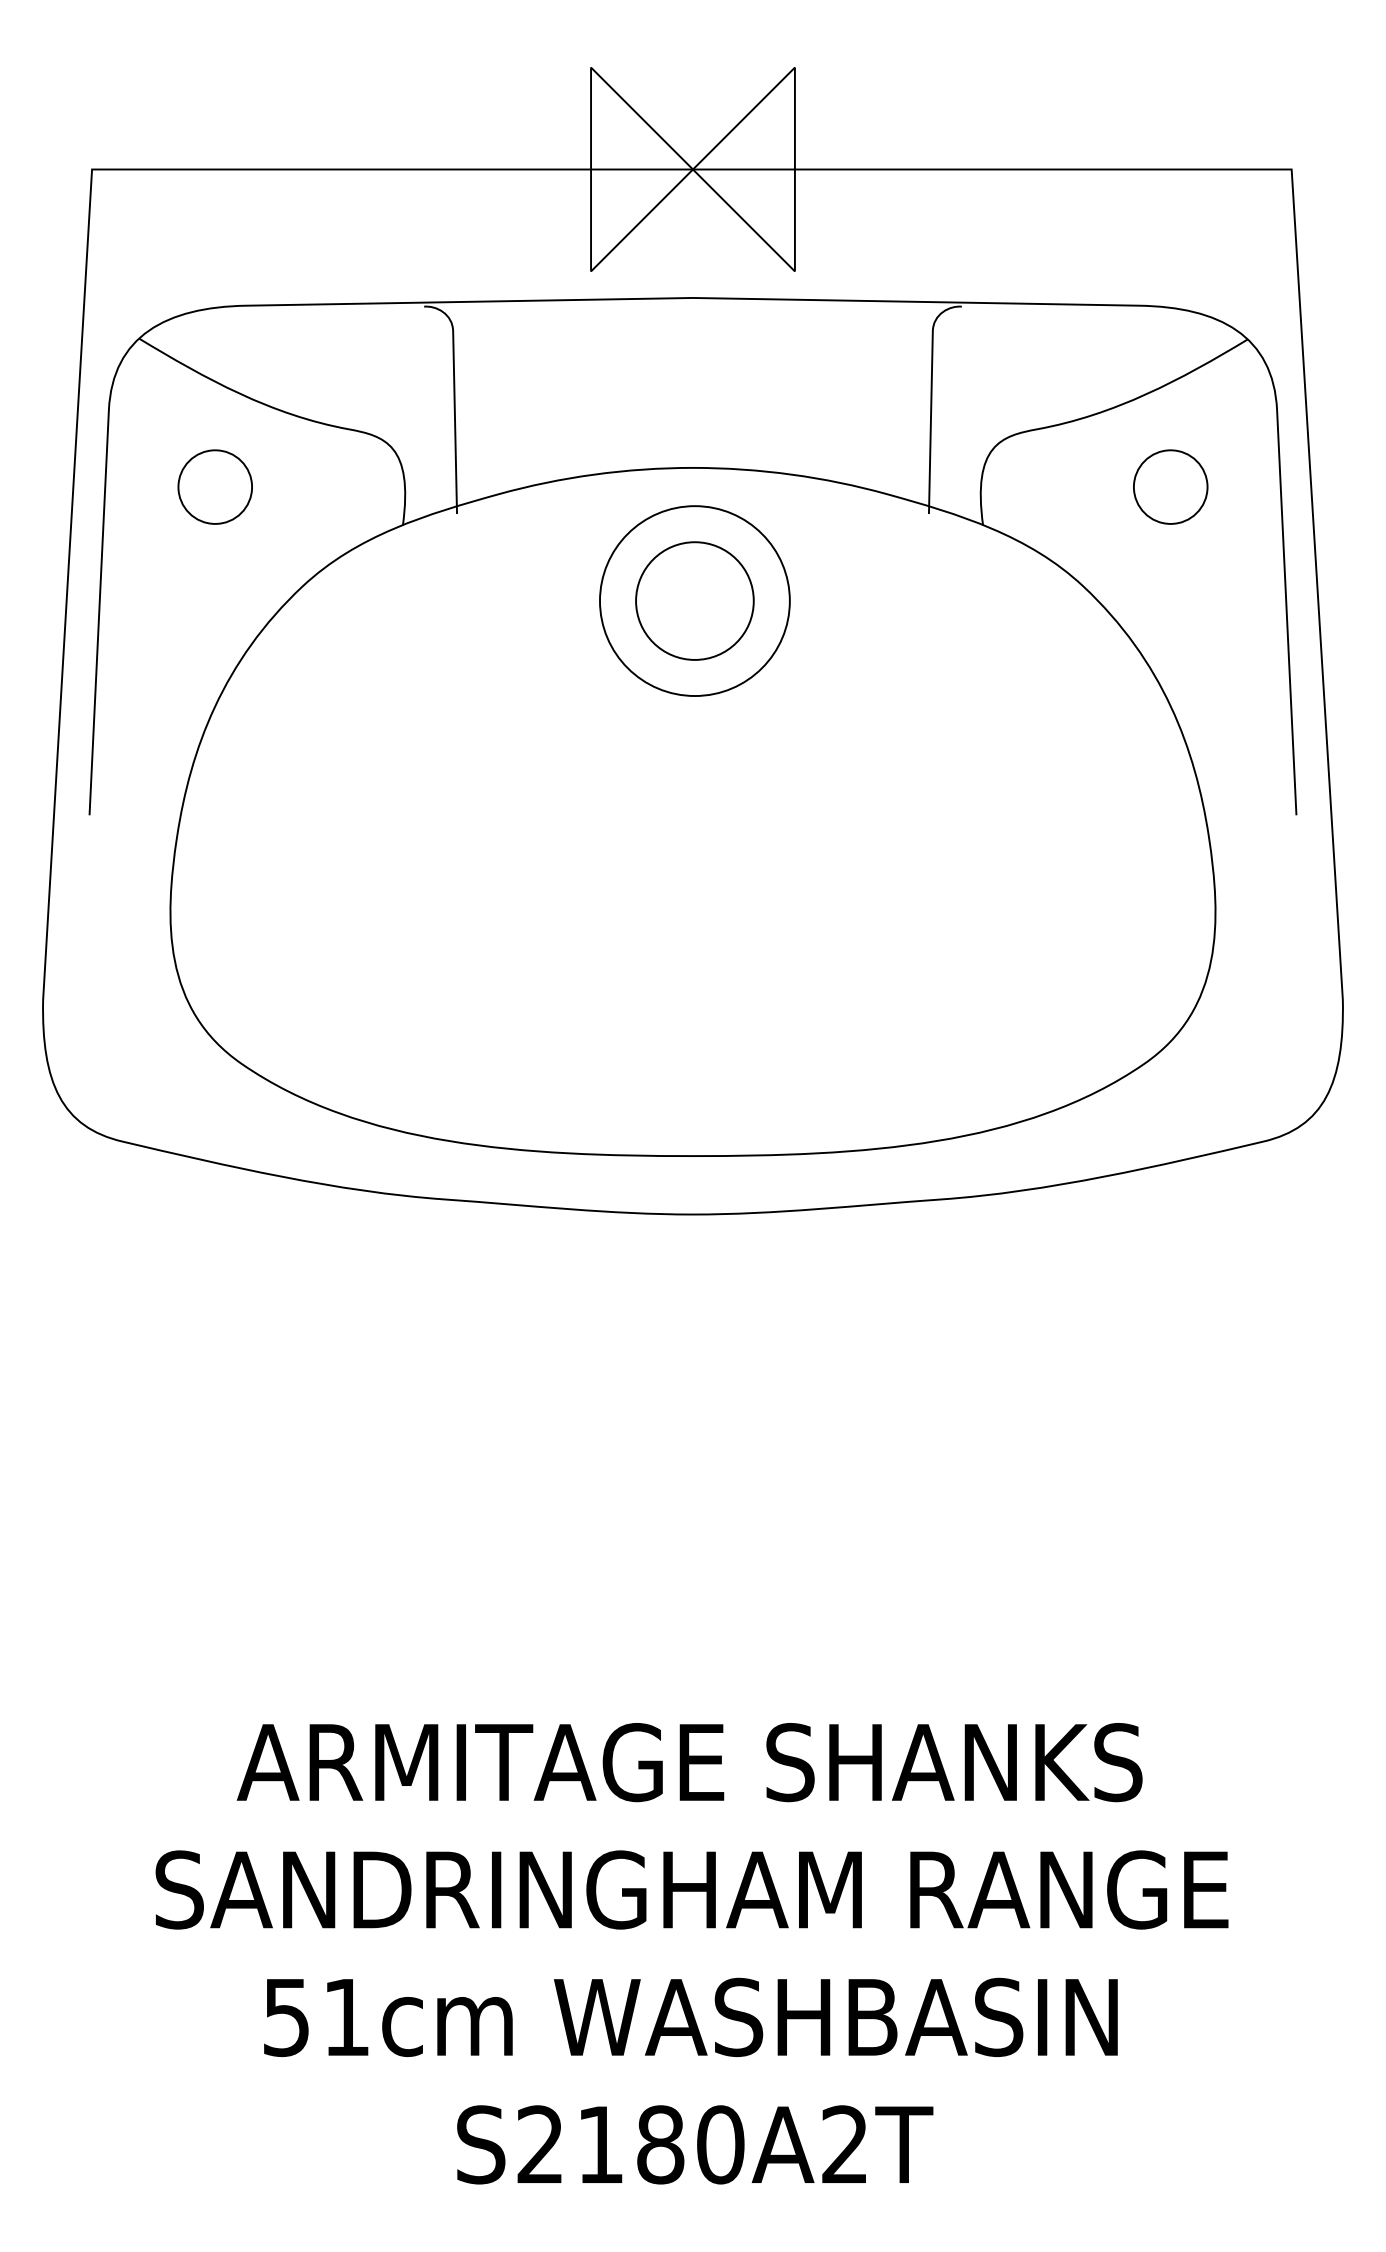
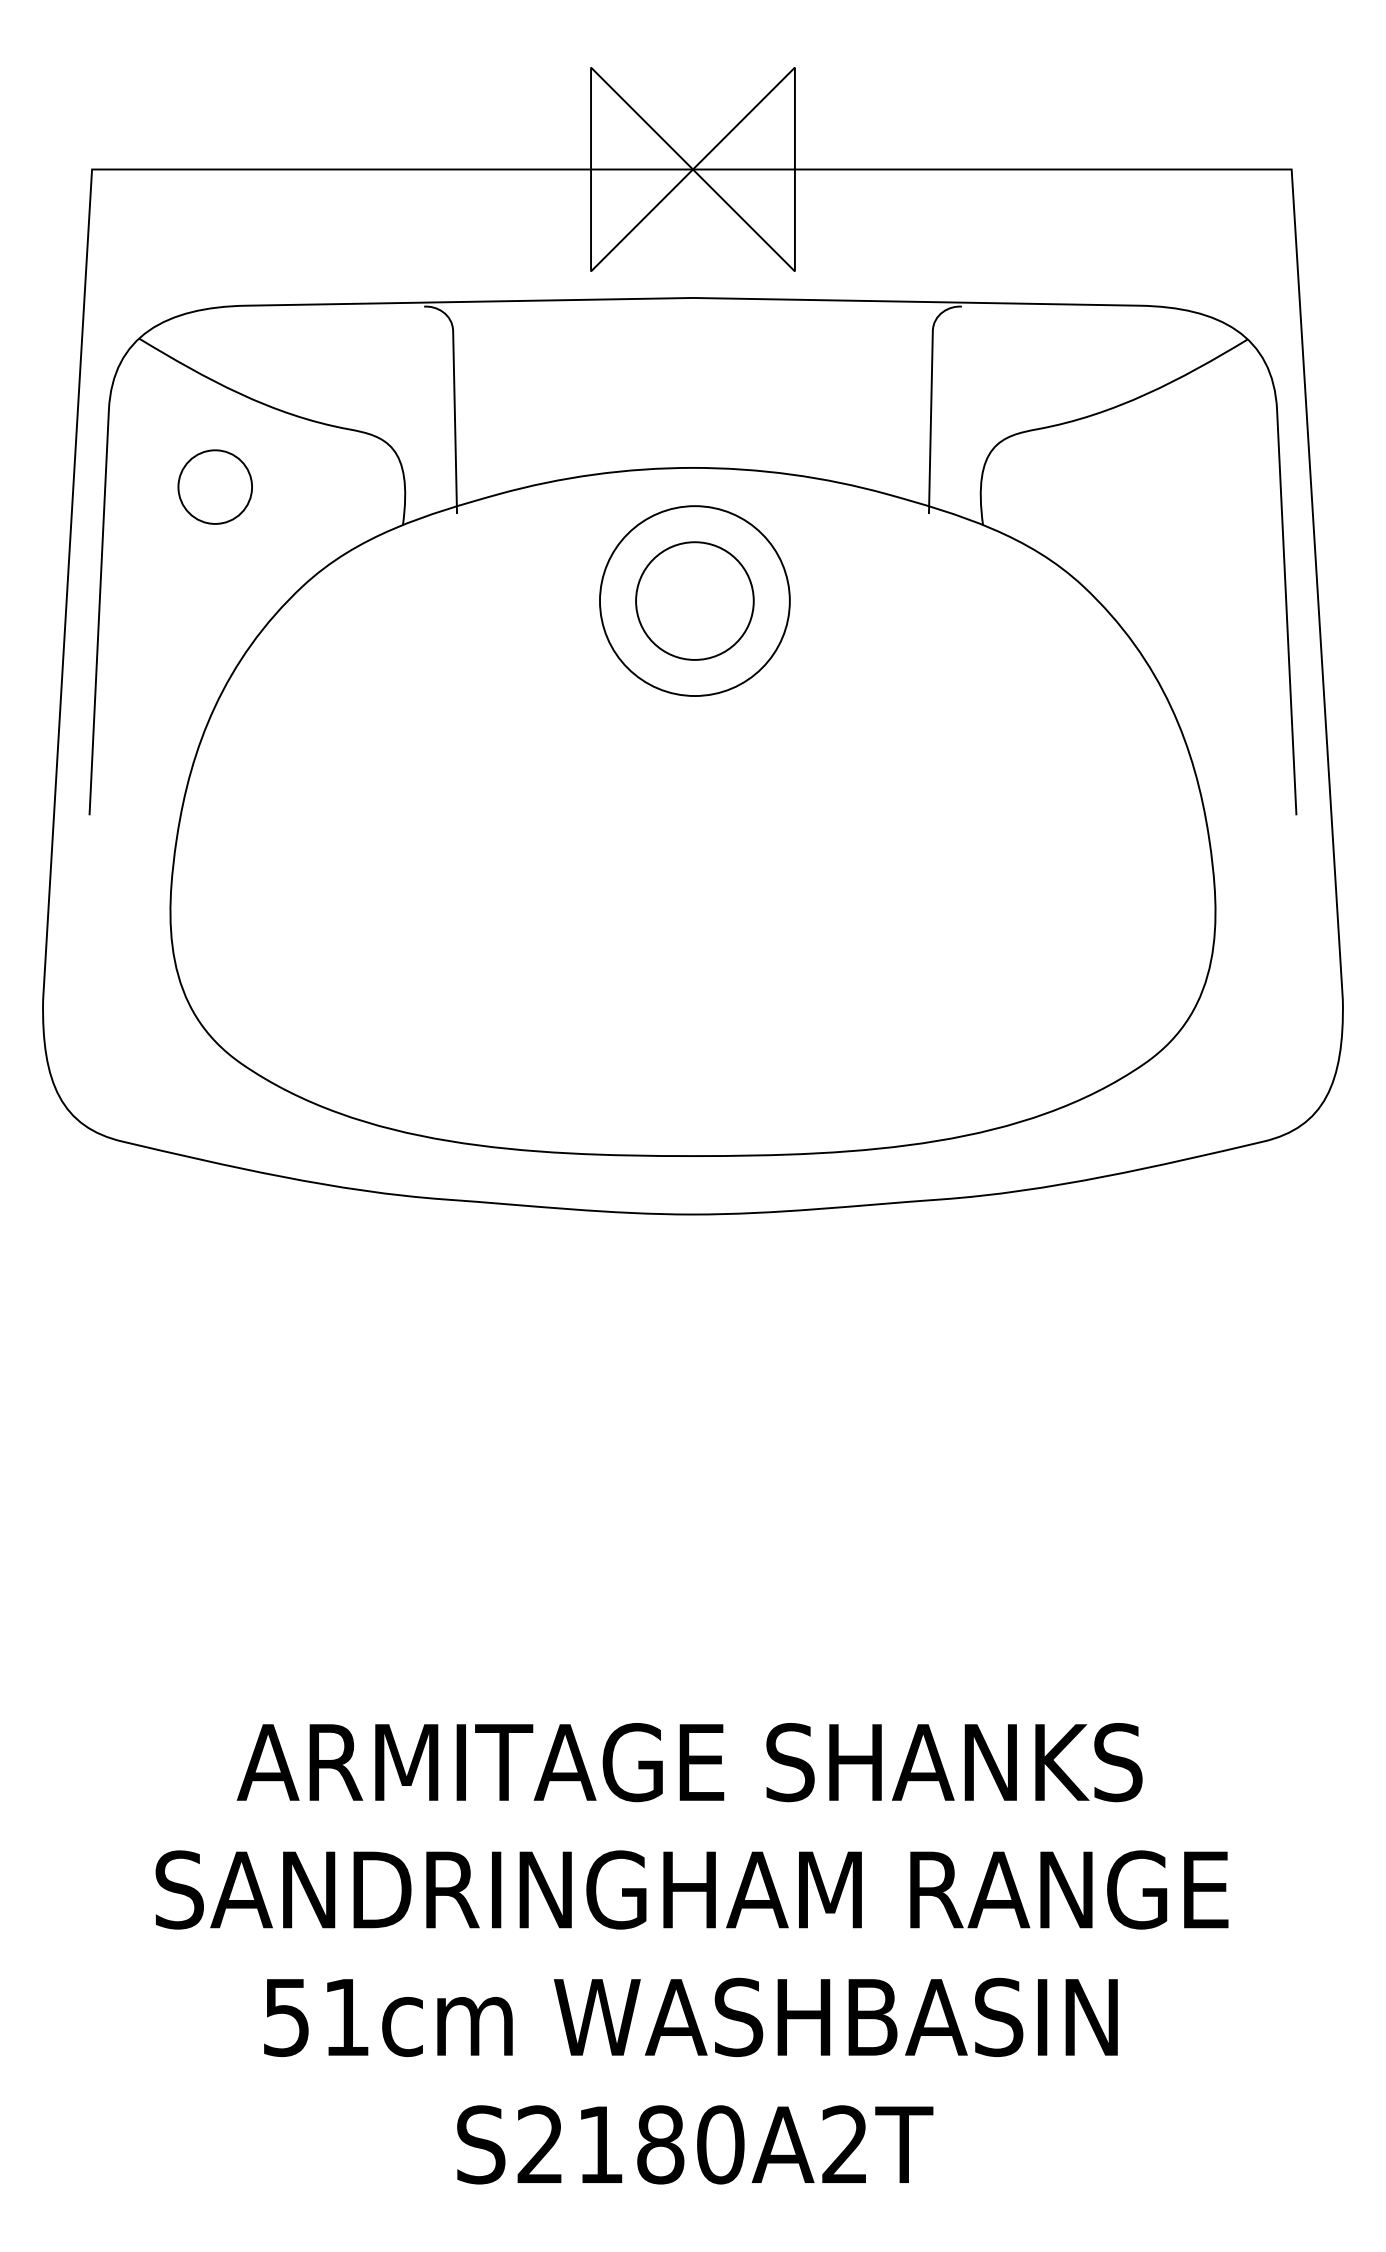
part: present -> none (1170, 486)
